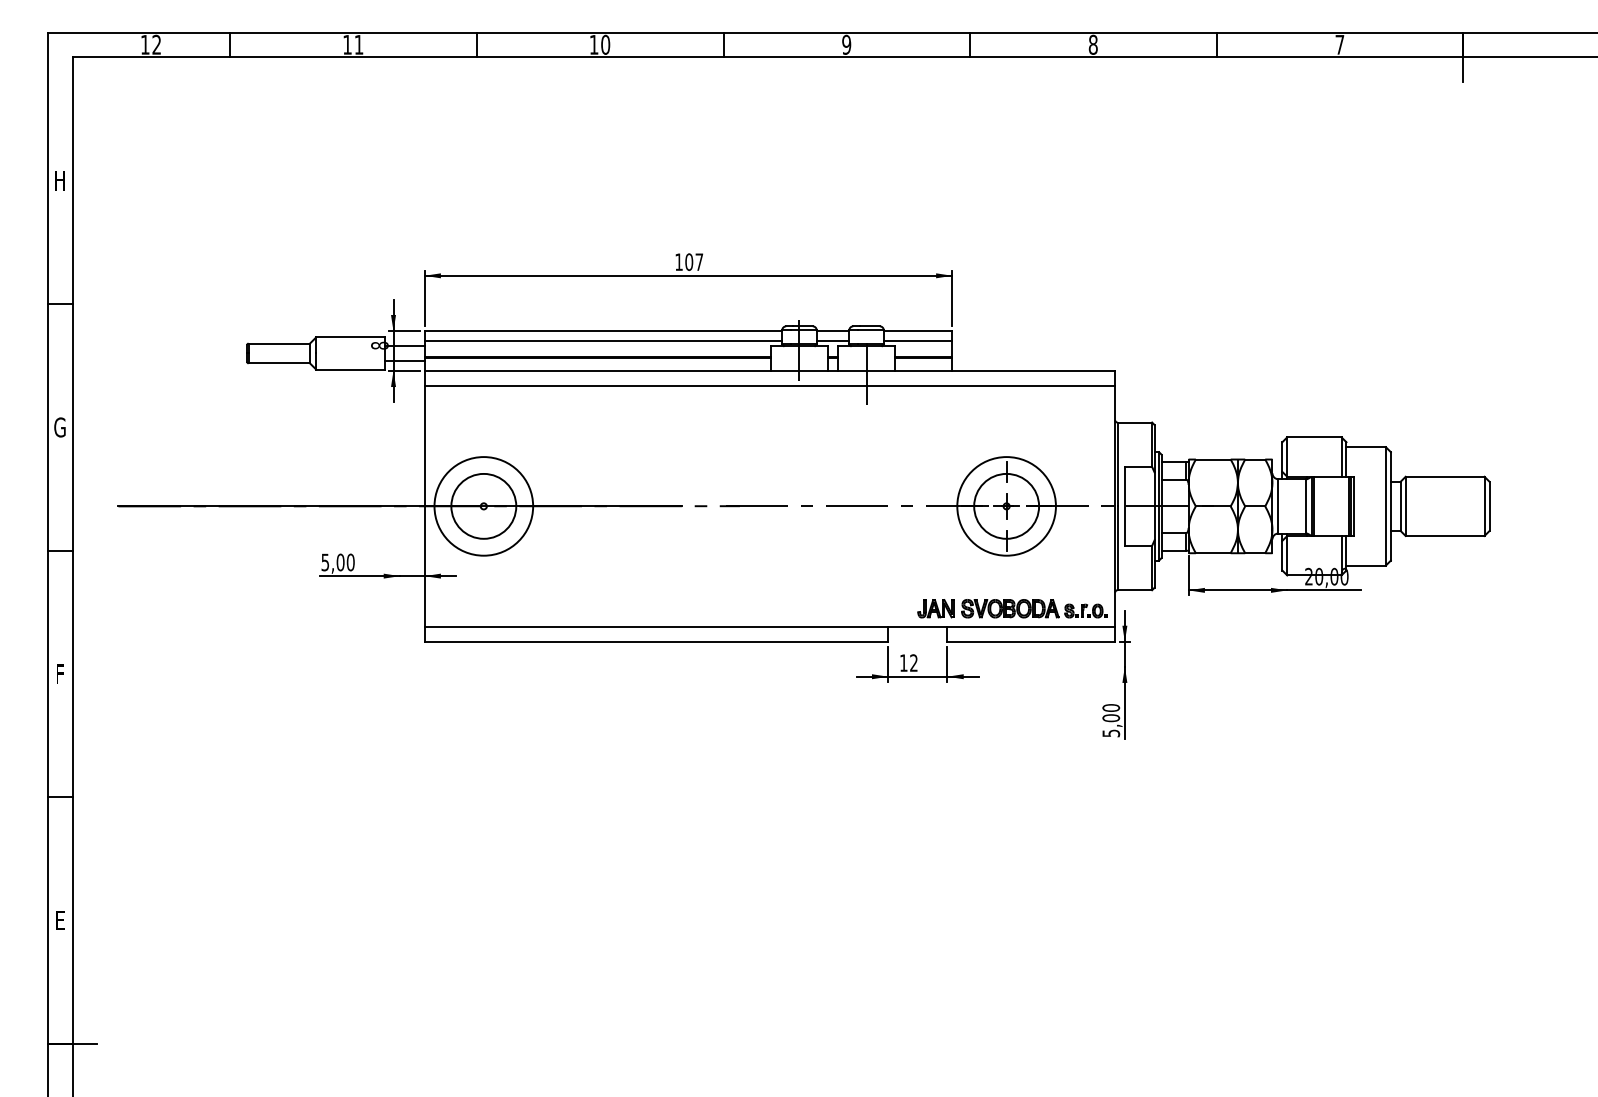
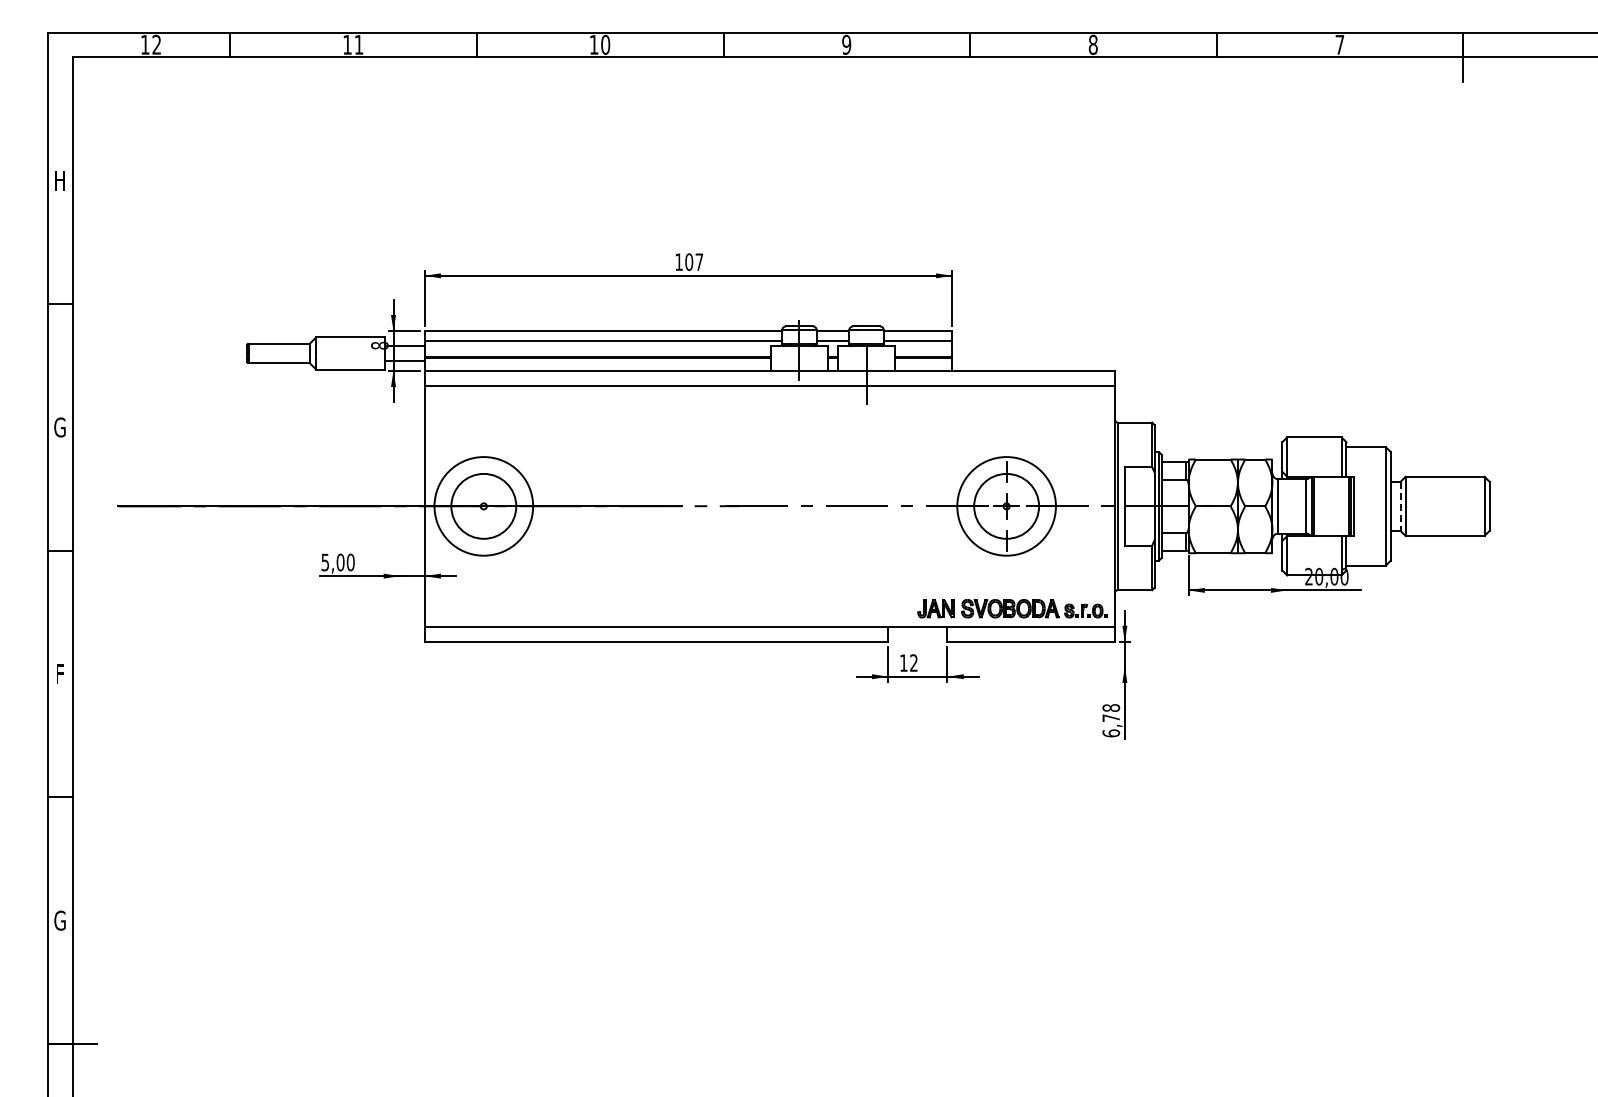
line: solid -> dashed (1400, 506)
text: 5,00 -> 6,78 (1111, 720)
text: E -> G (59, 920)
